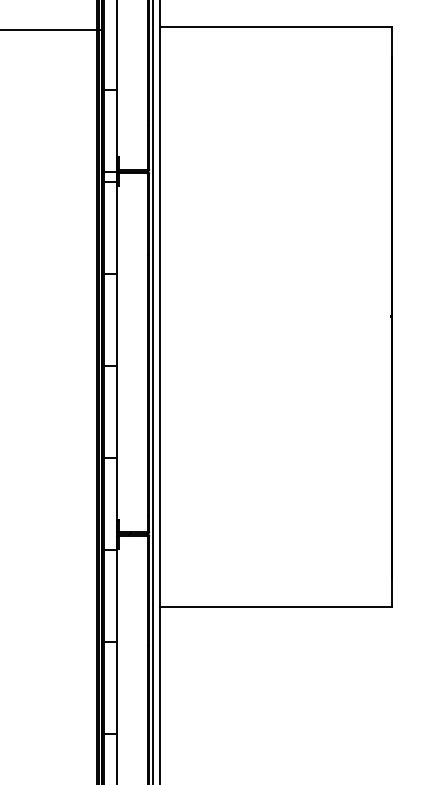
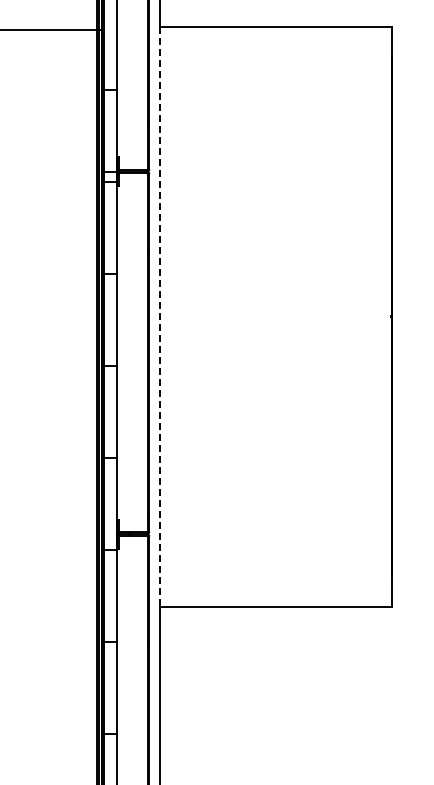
line: solid -> dashed (160, 316)
line: present -> none (153, 391)
